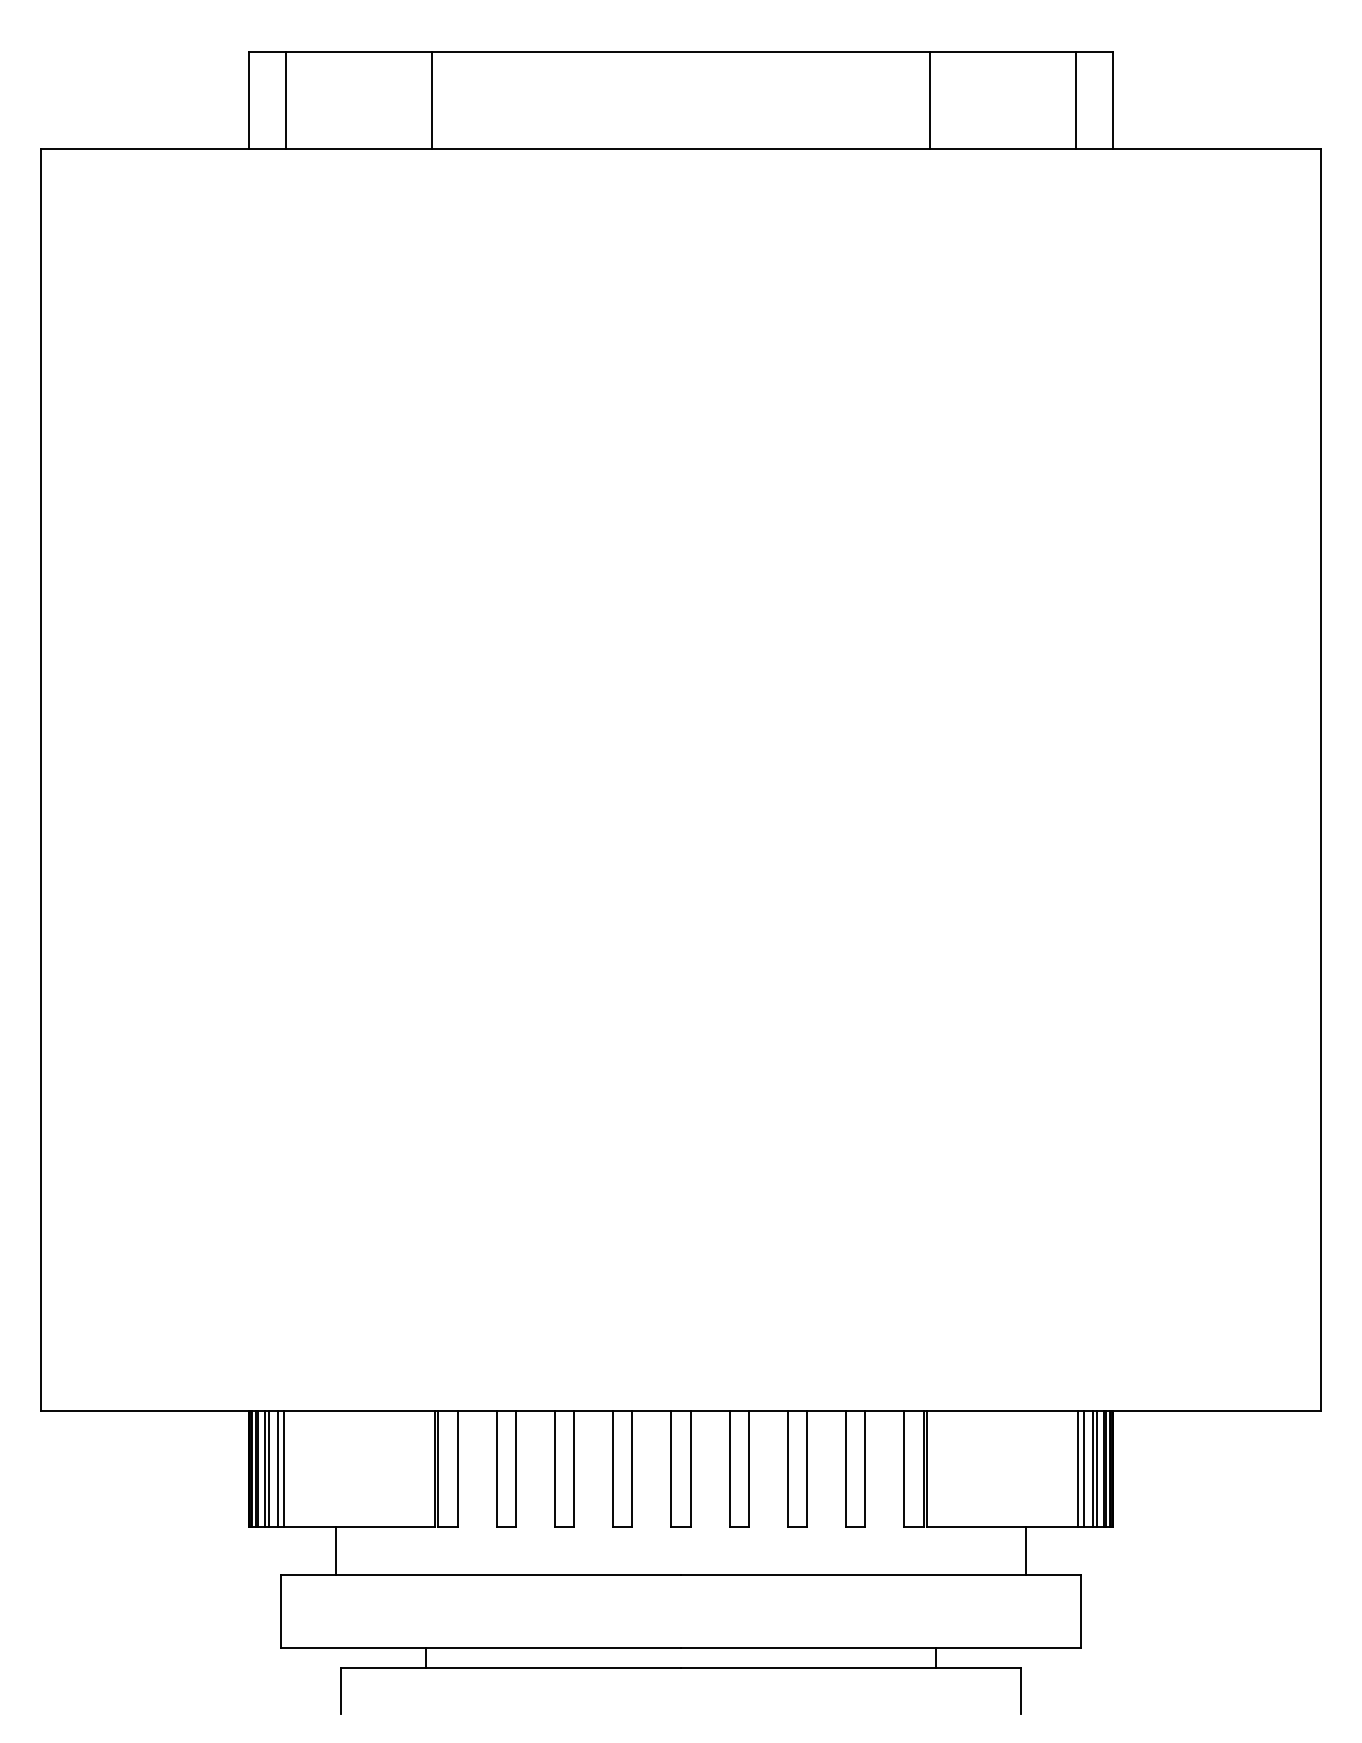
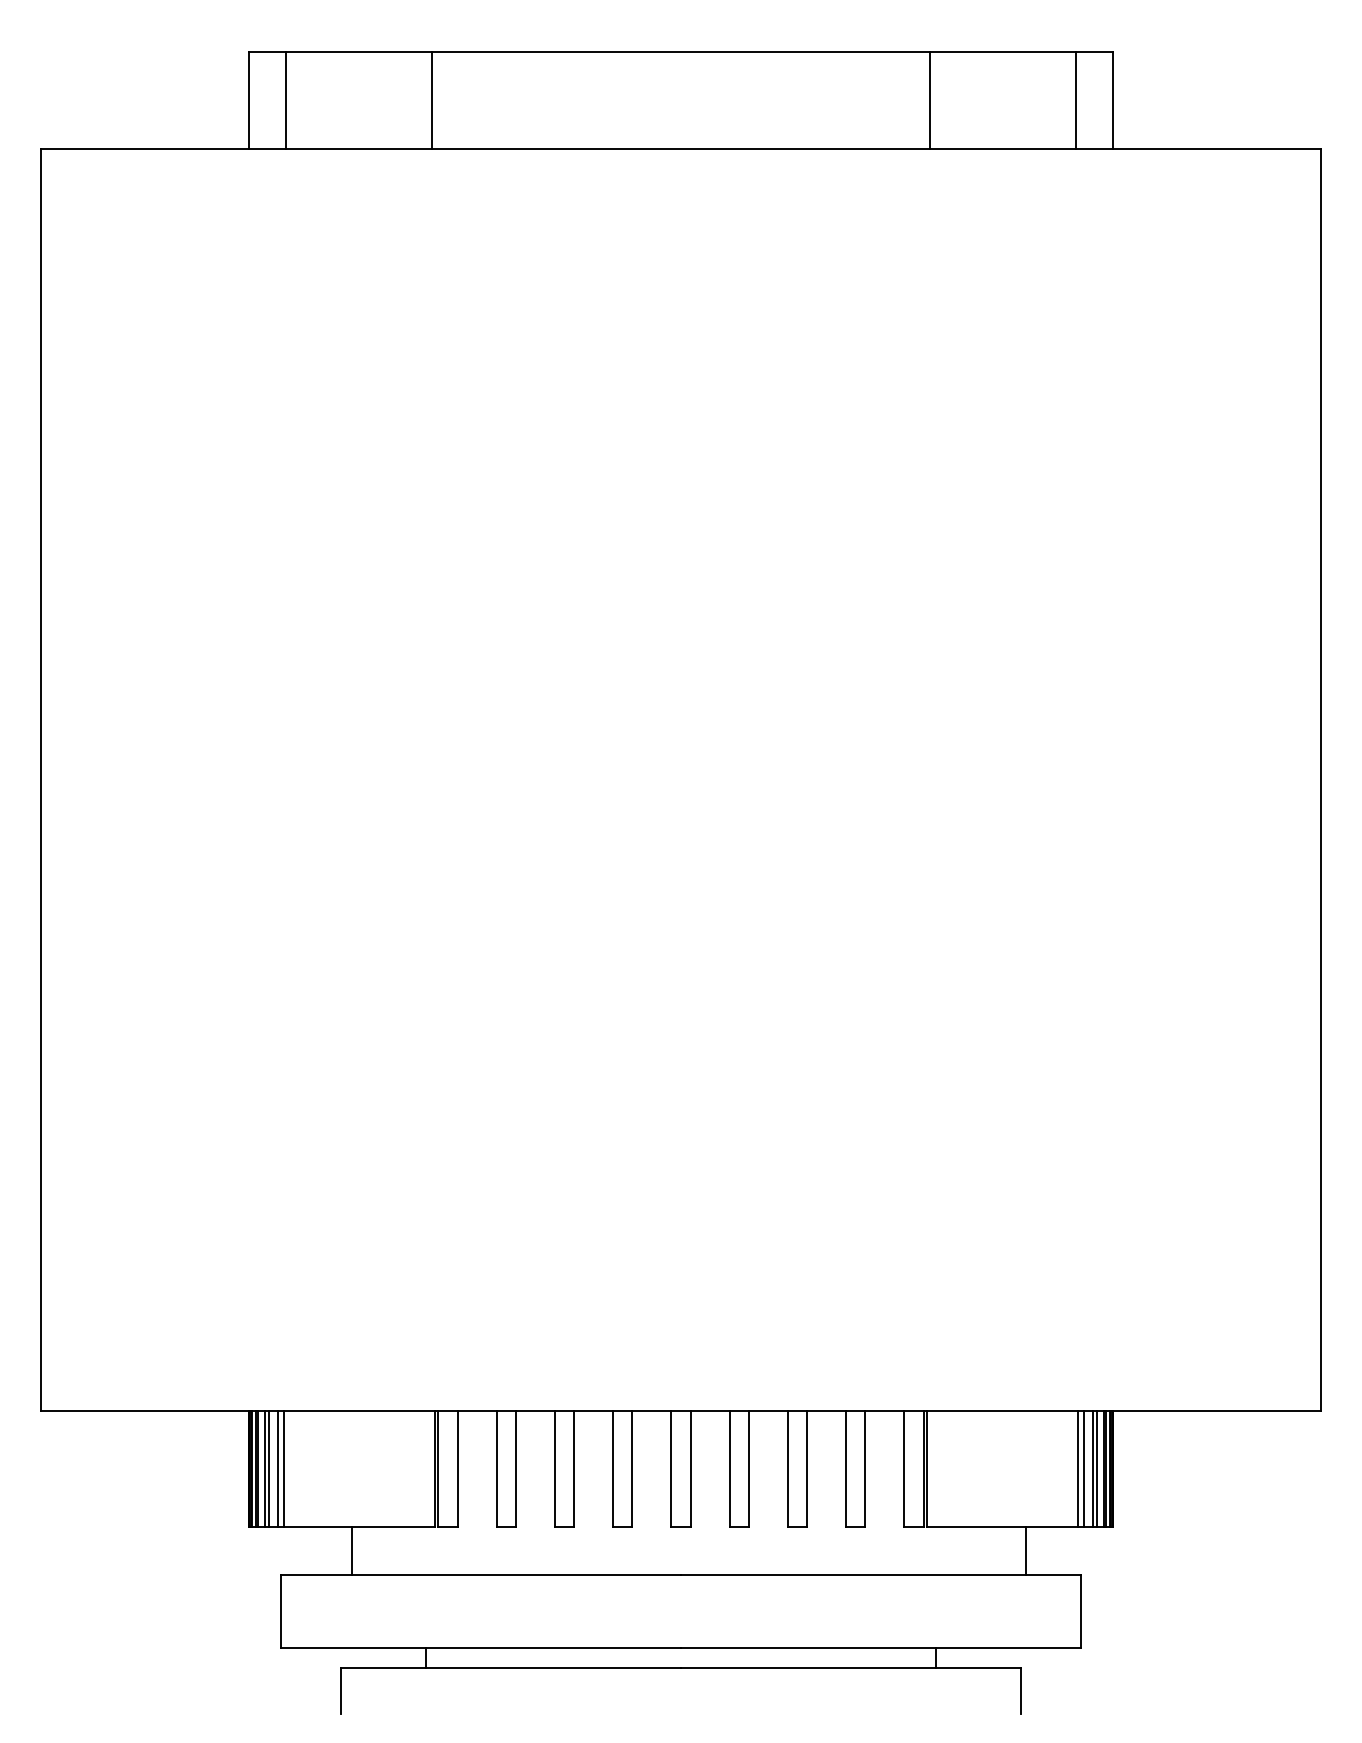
line position: (335, 1550) -> (351, 1550) (351, 1550)
